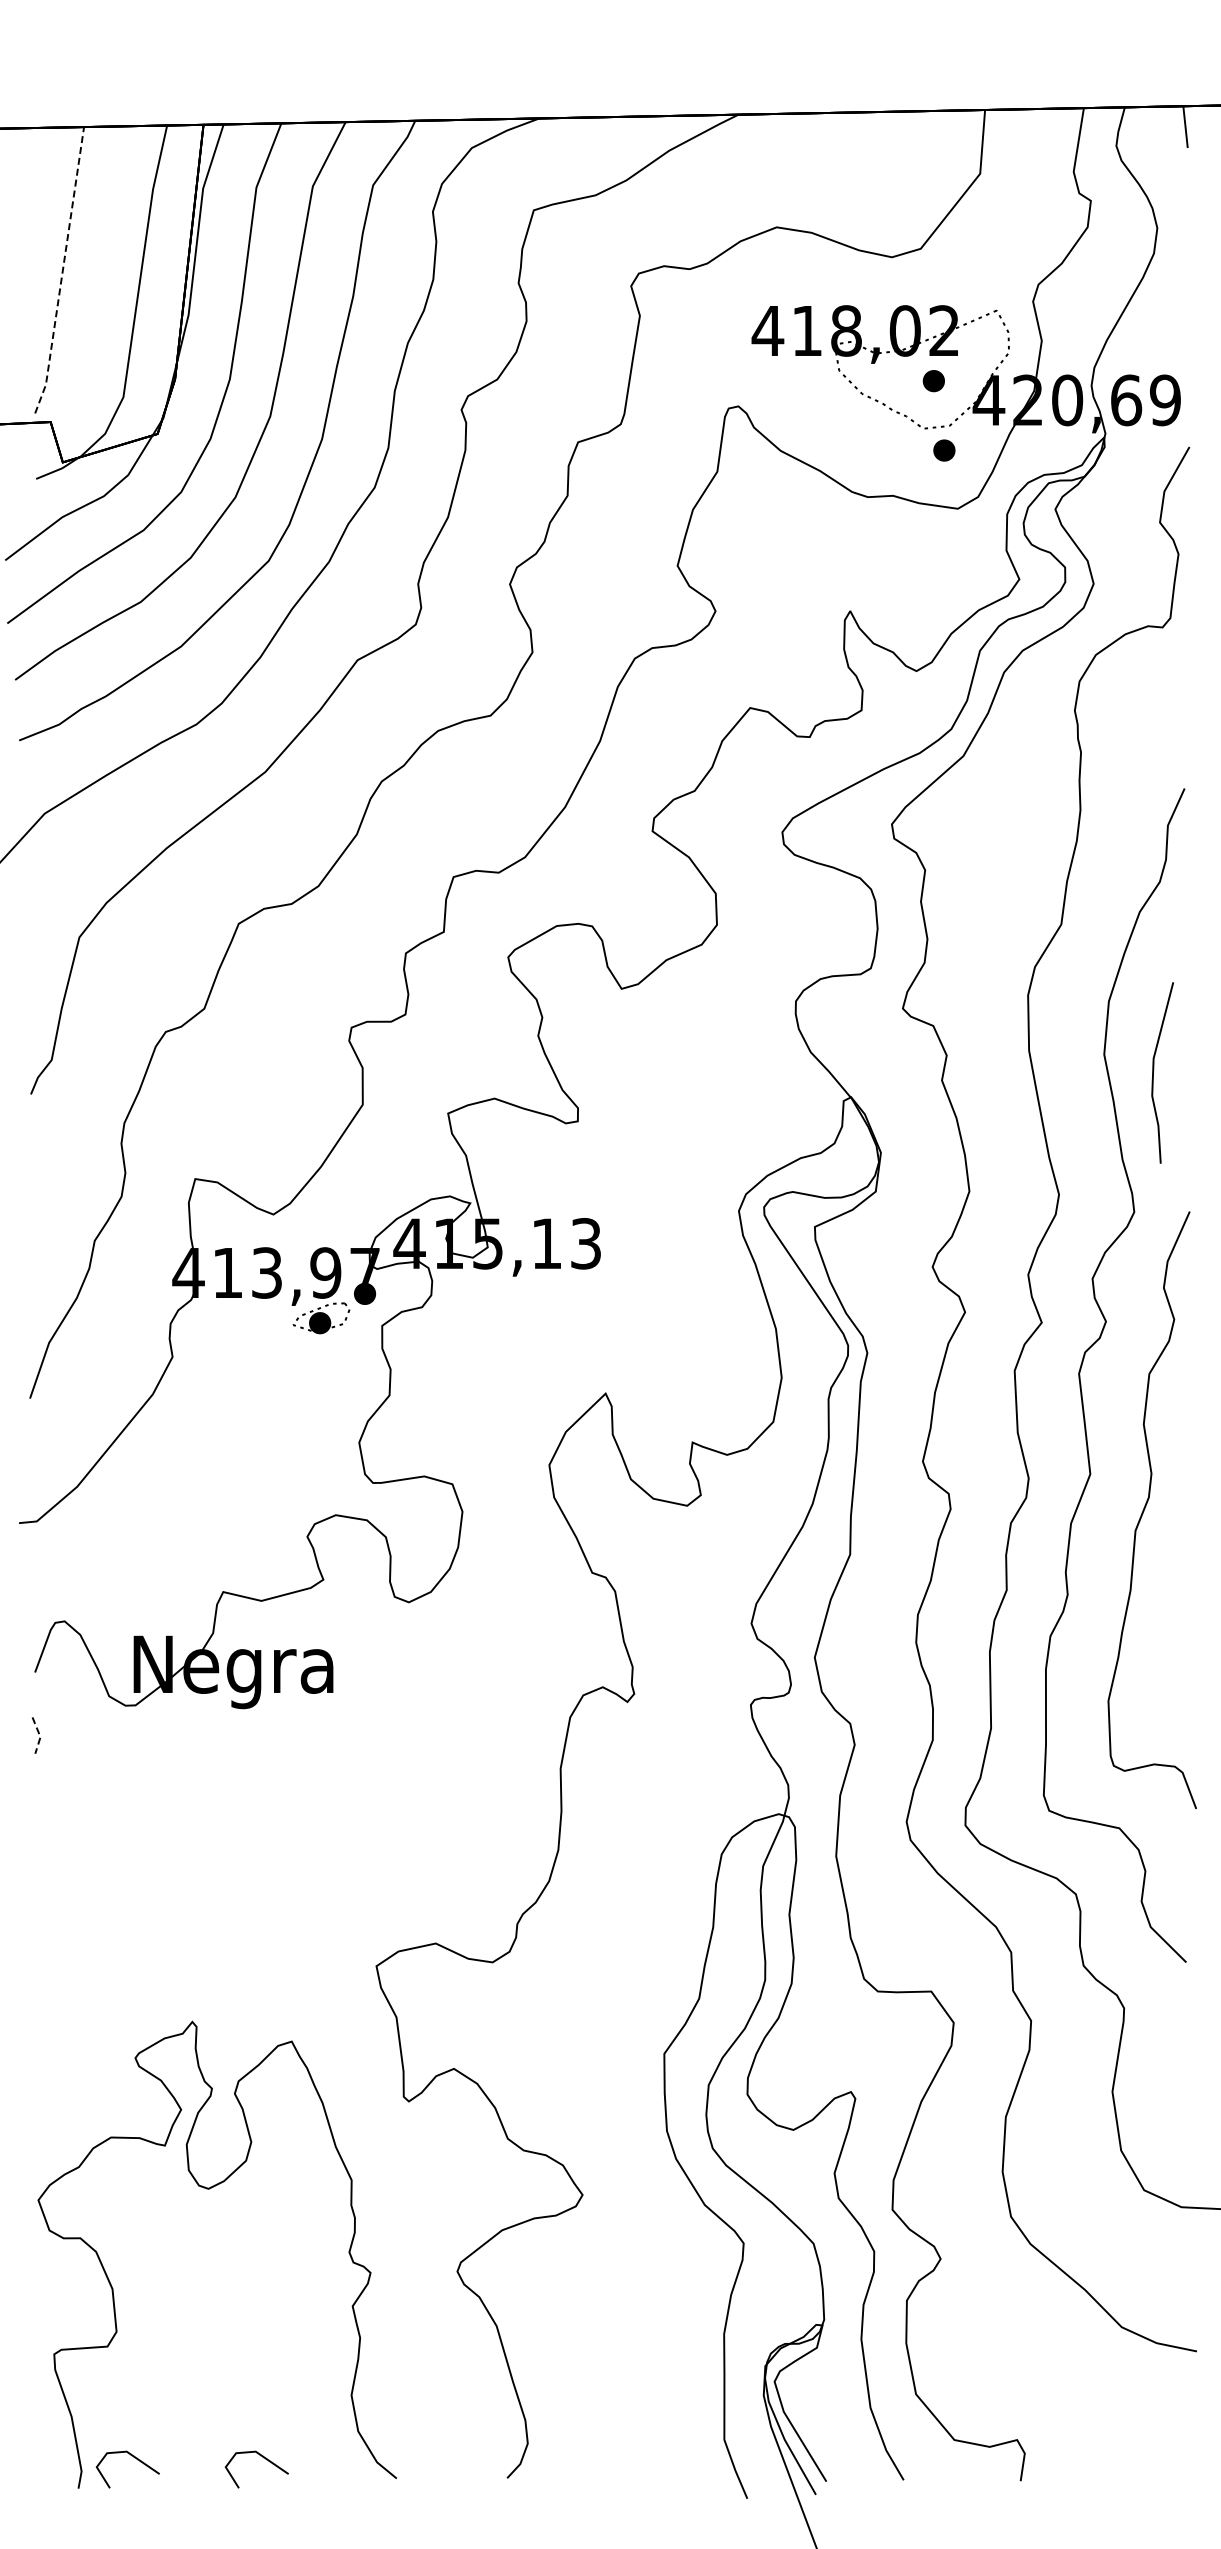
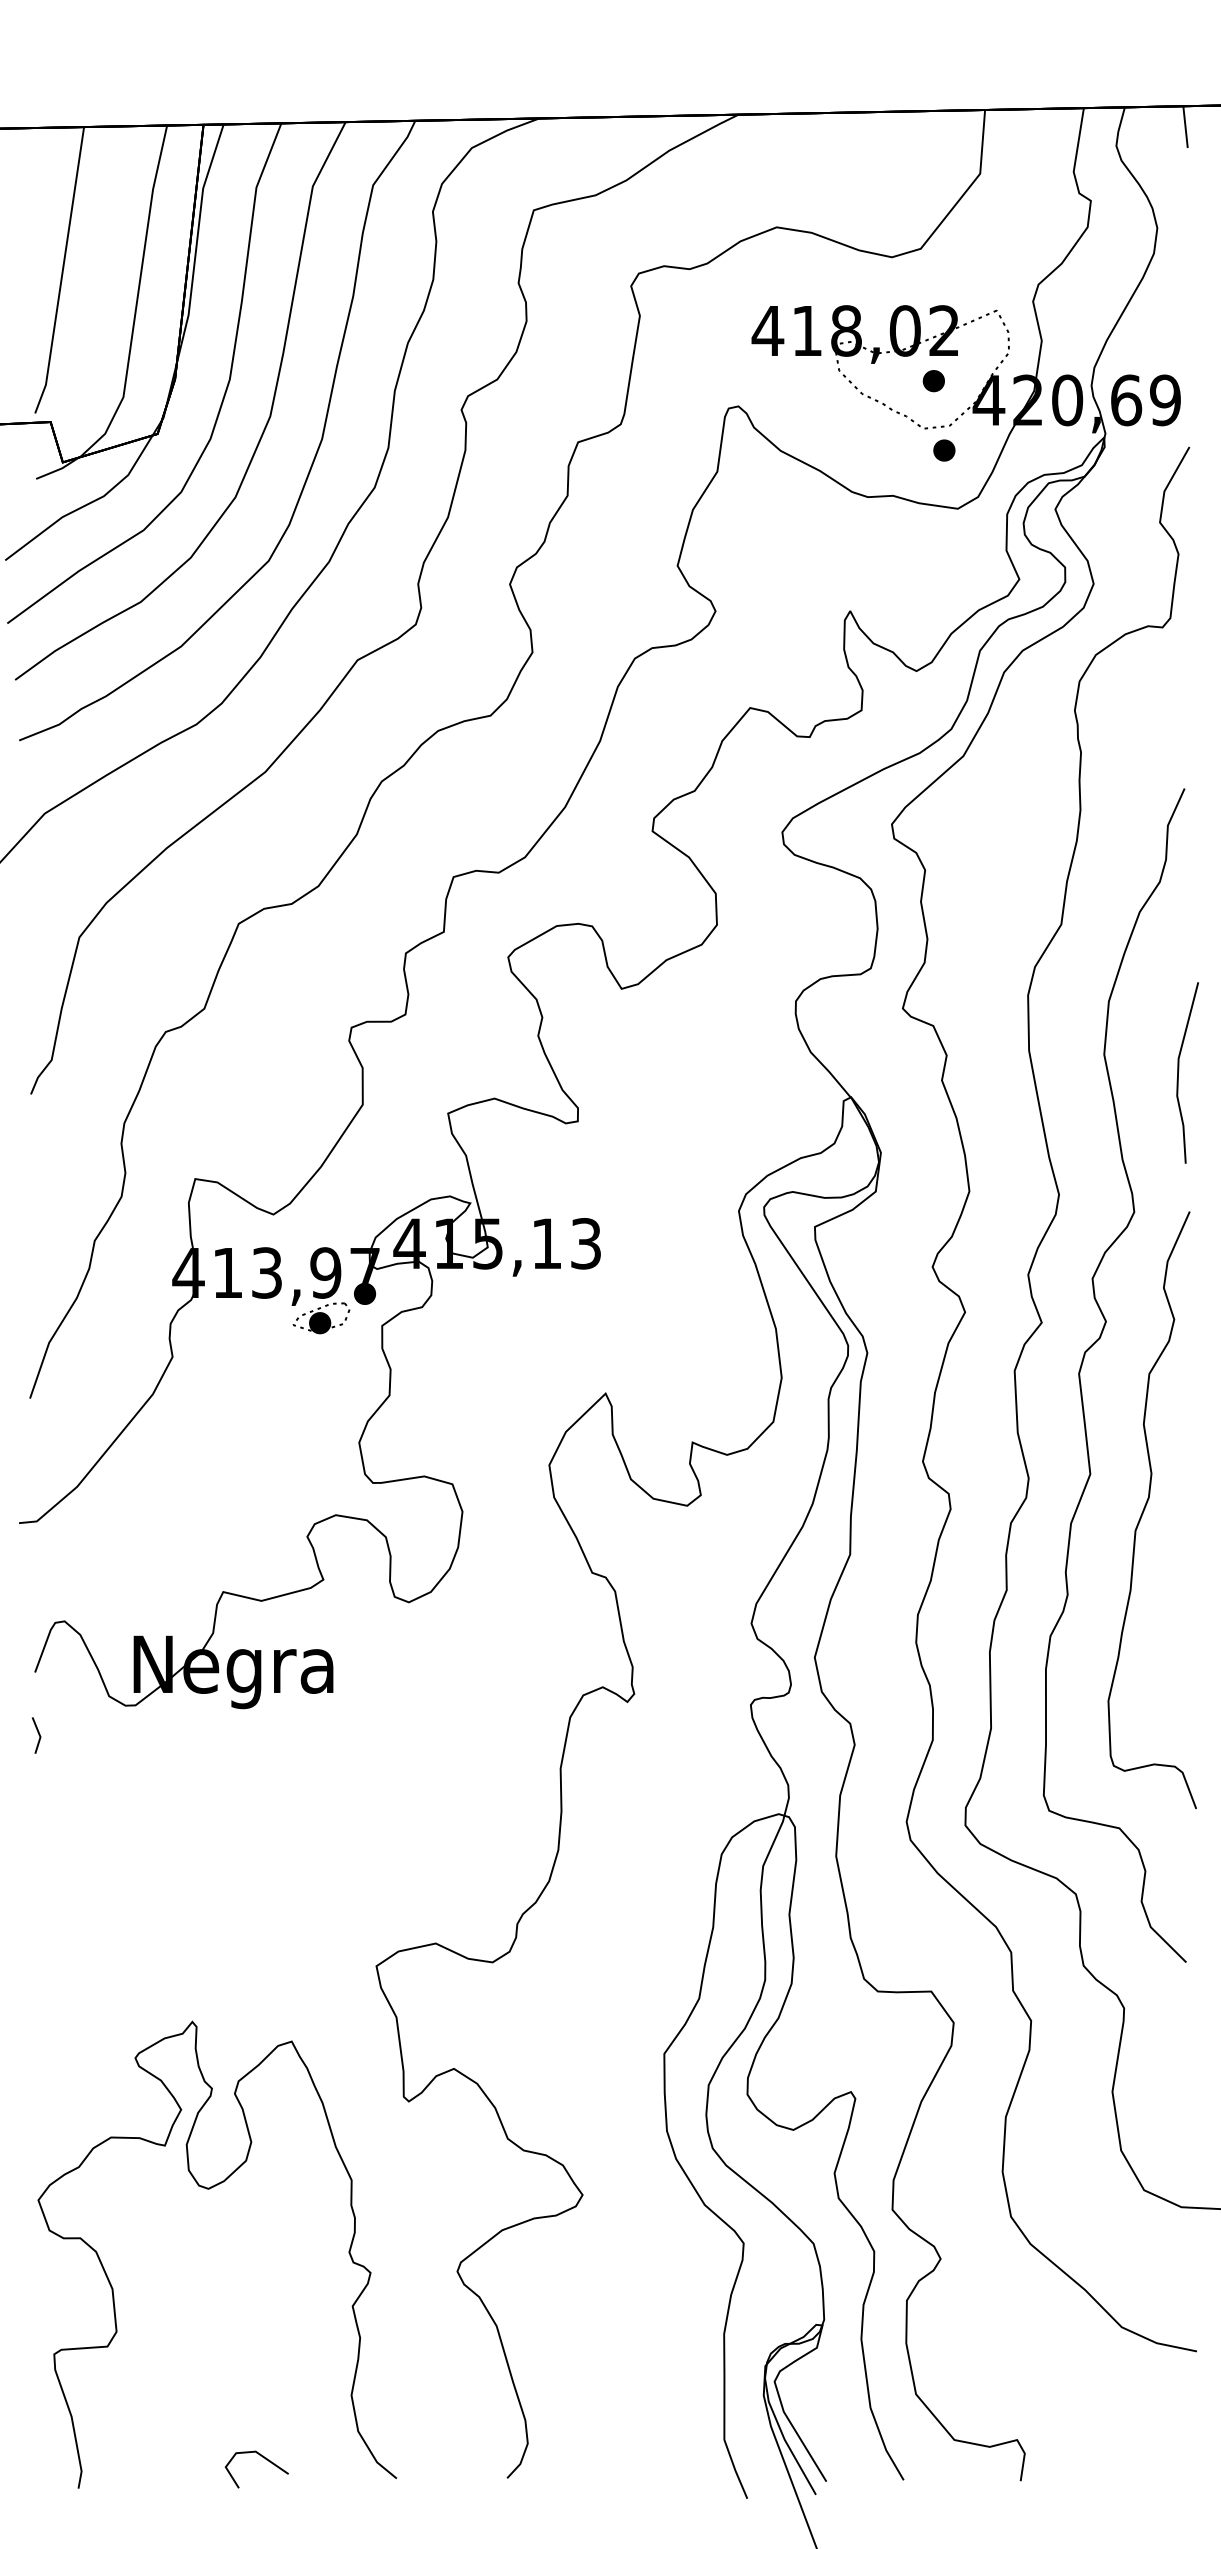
line: dashed -> solid (62, 270)
line position: (1154, 1070) -> (1179, 1070) (1179, 1070)
line: dashed -> solid (40, 1736)
line: present -> none (134, 2458)
